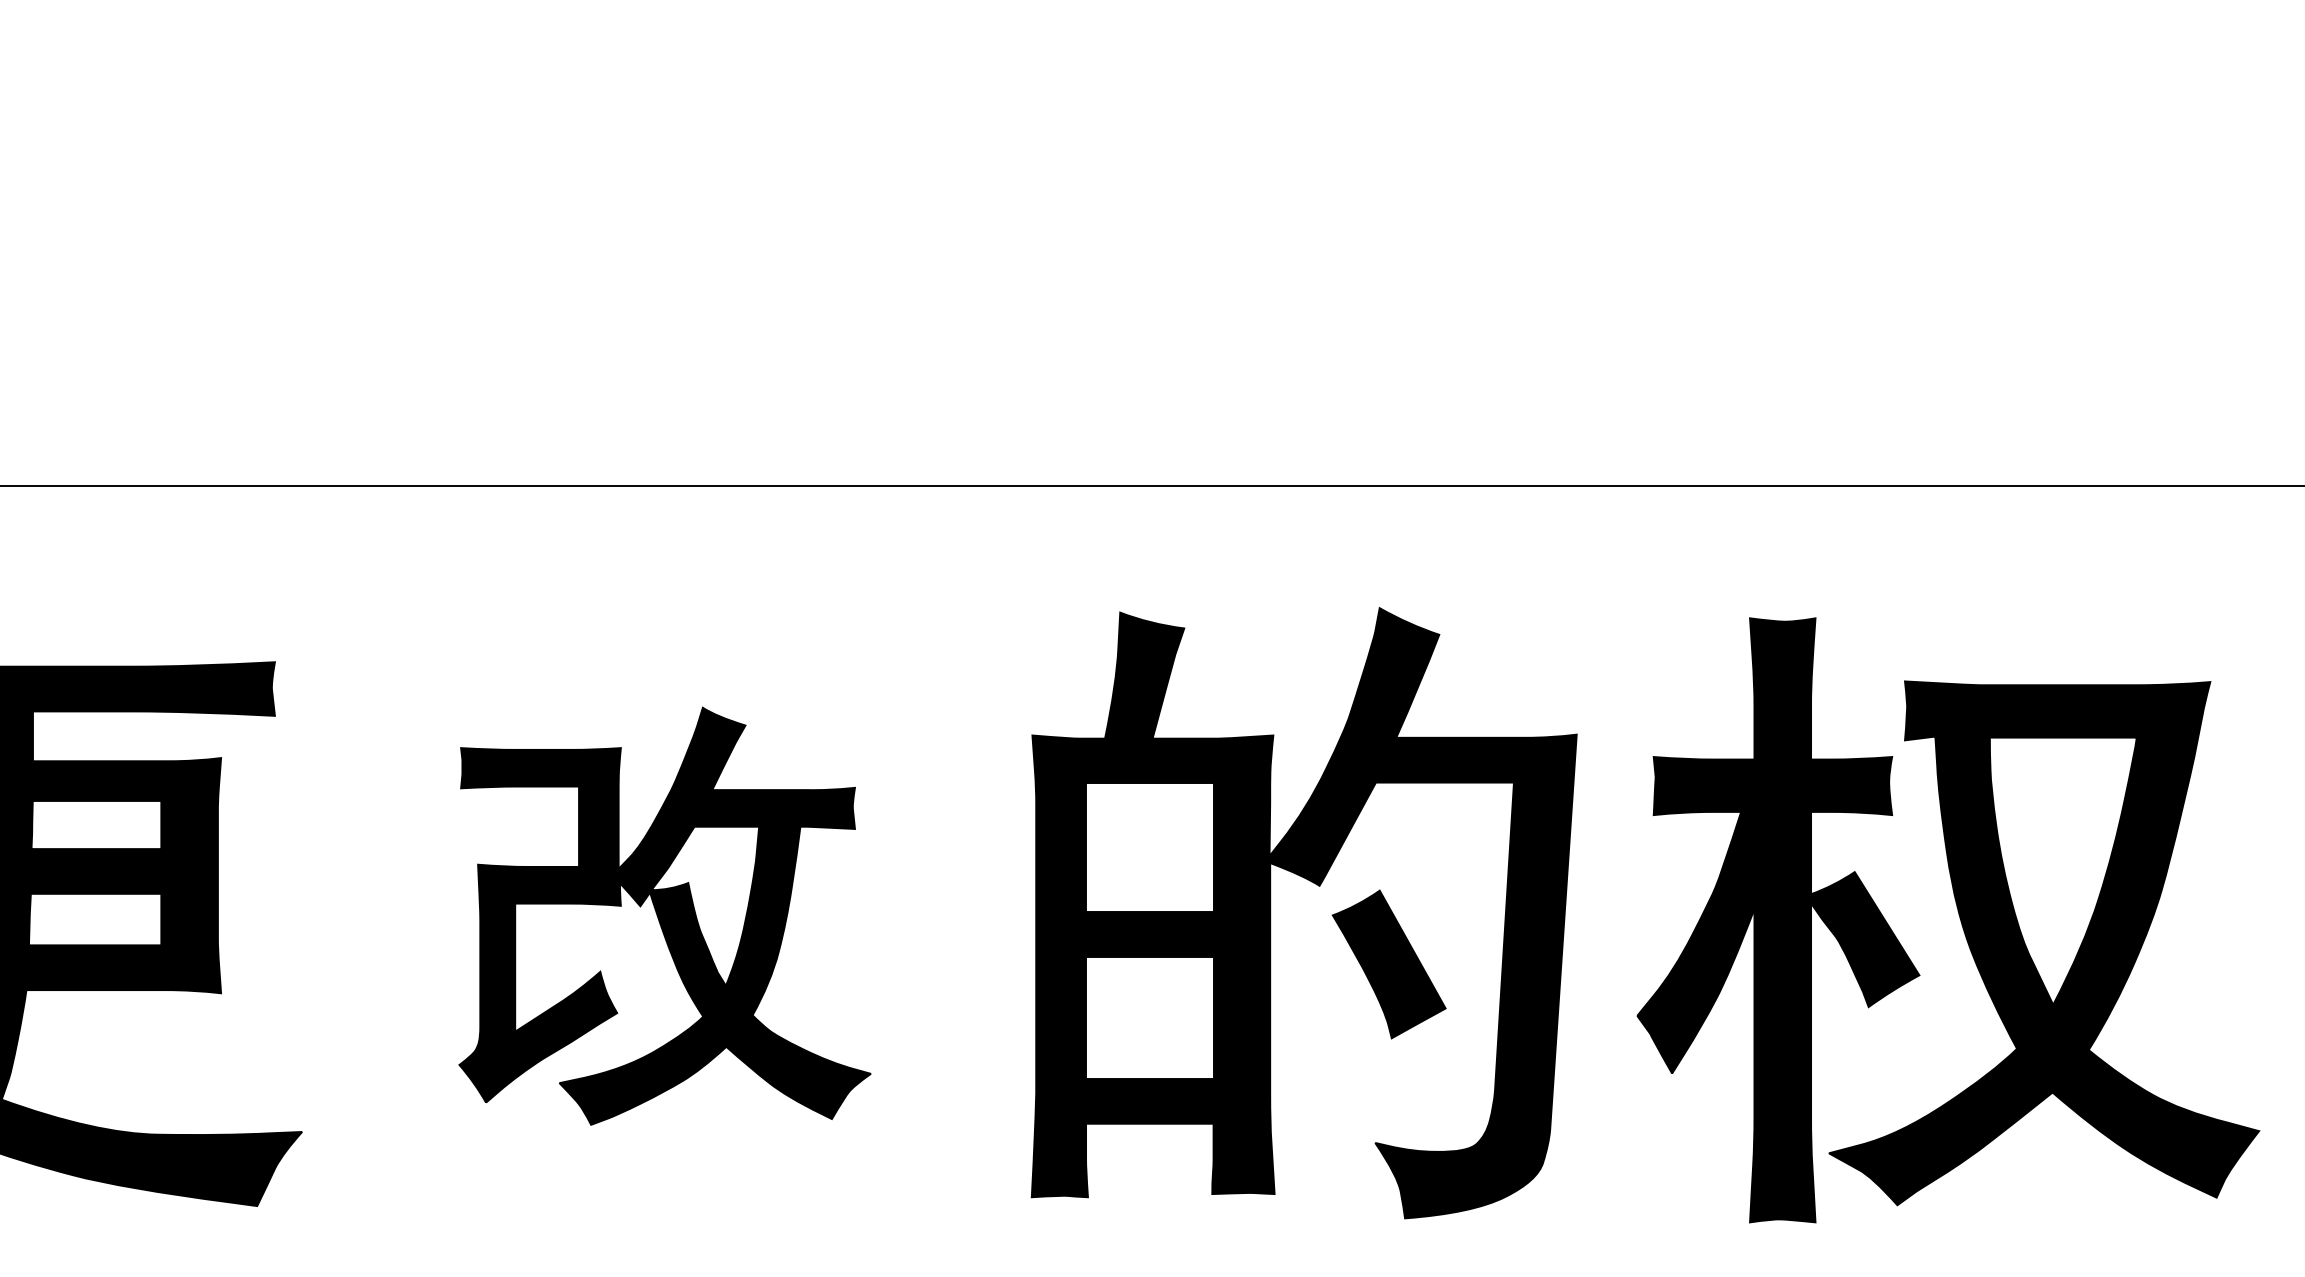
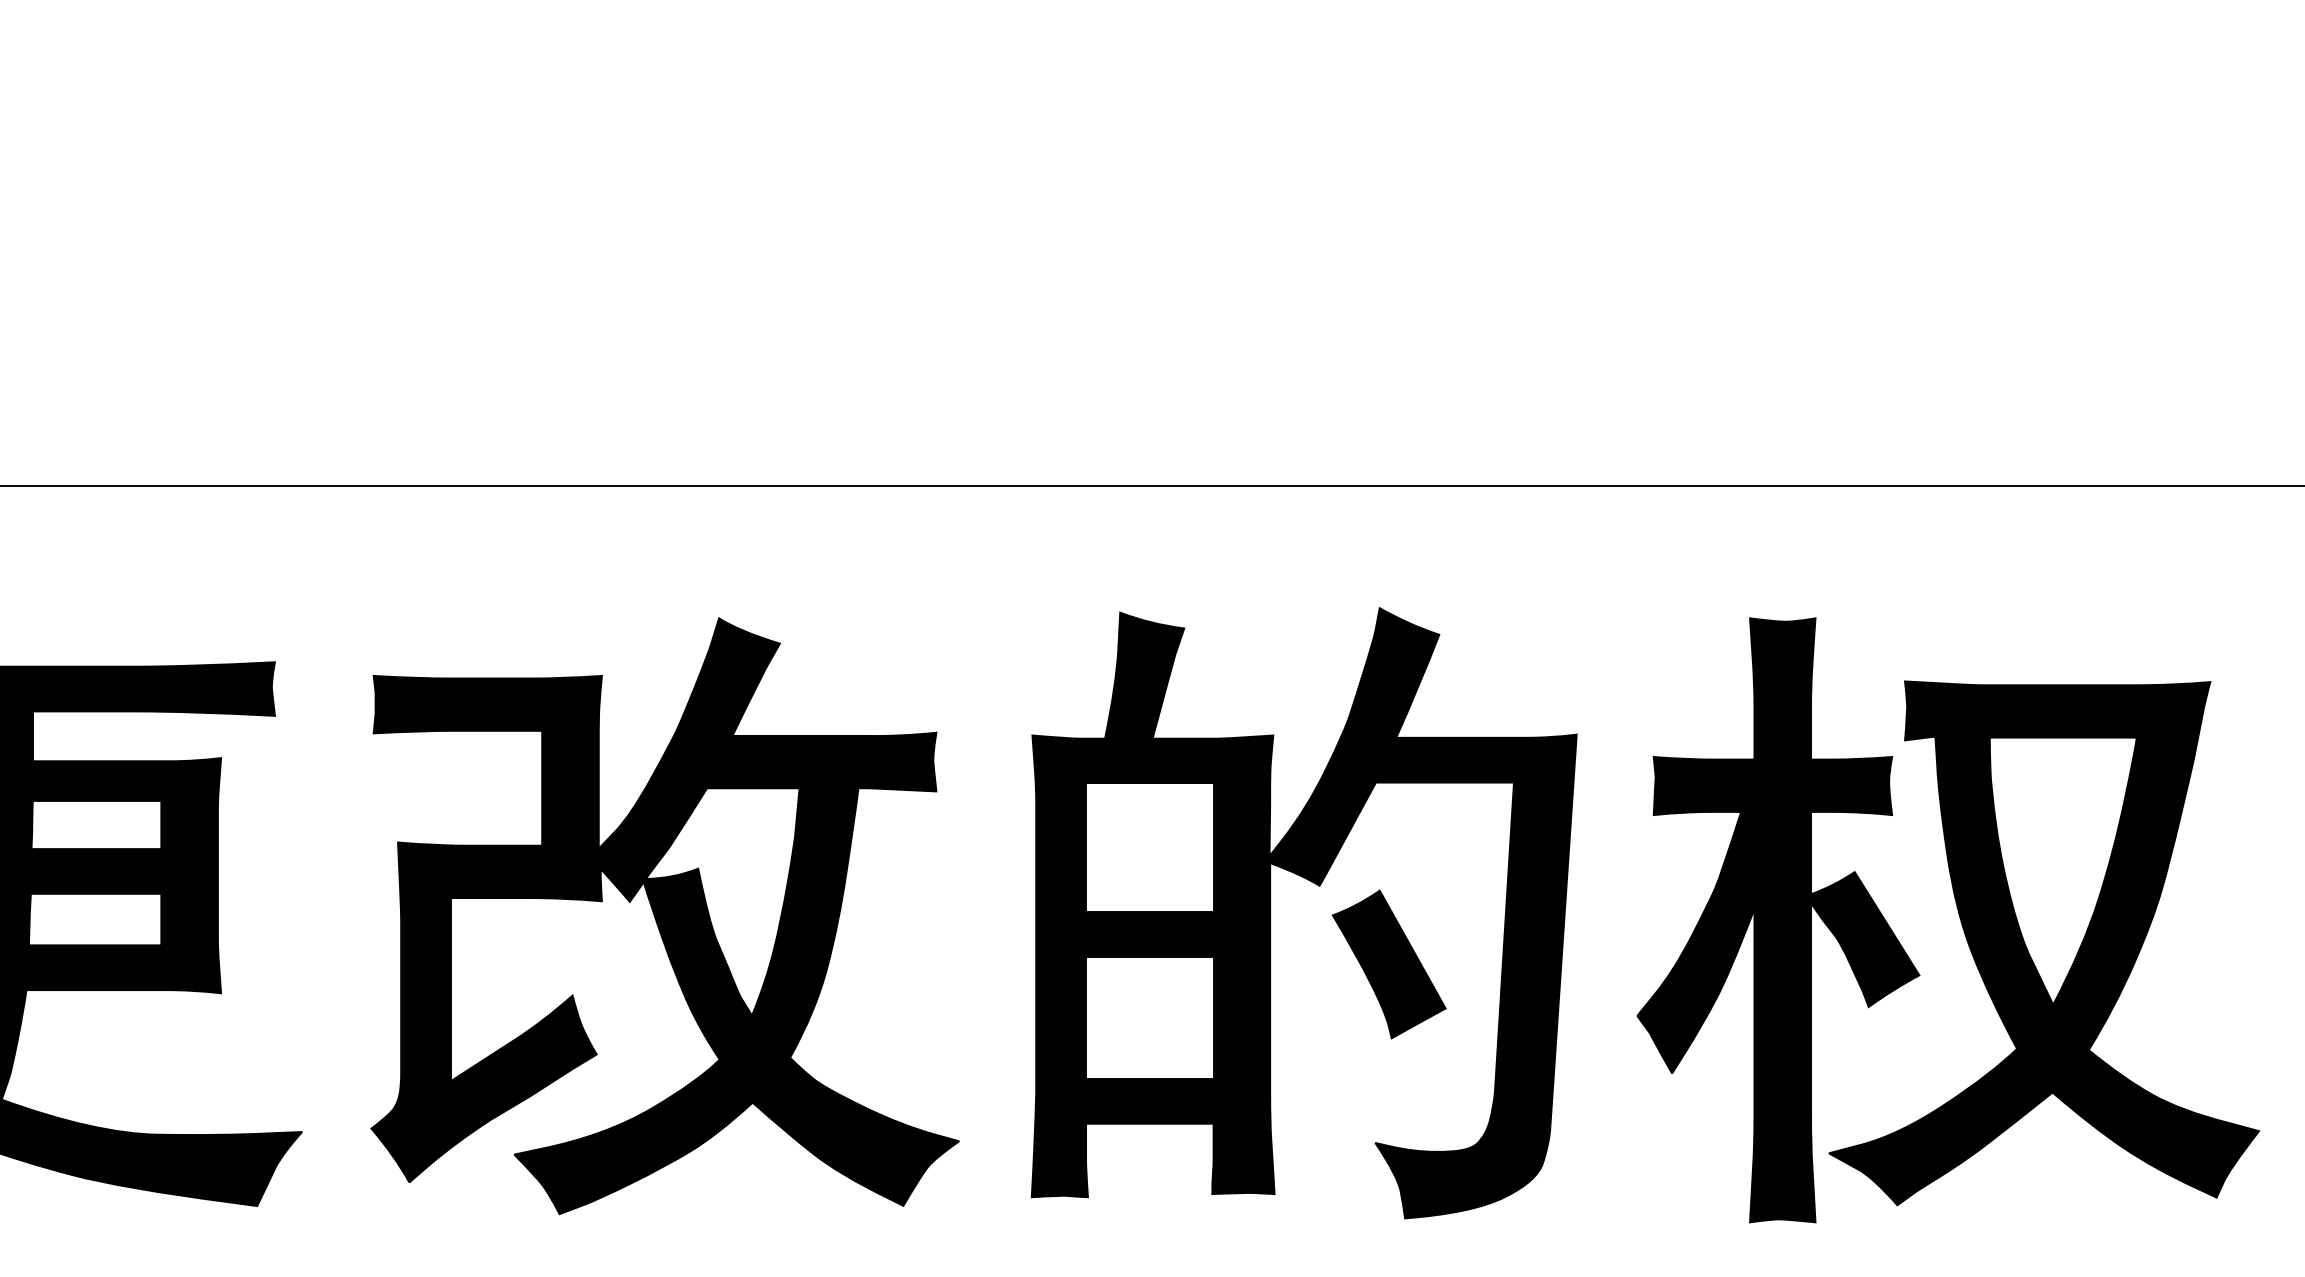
part size: 414x420 px -> 590x599 px (664, 916)
